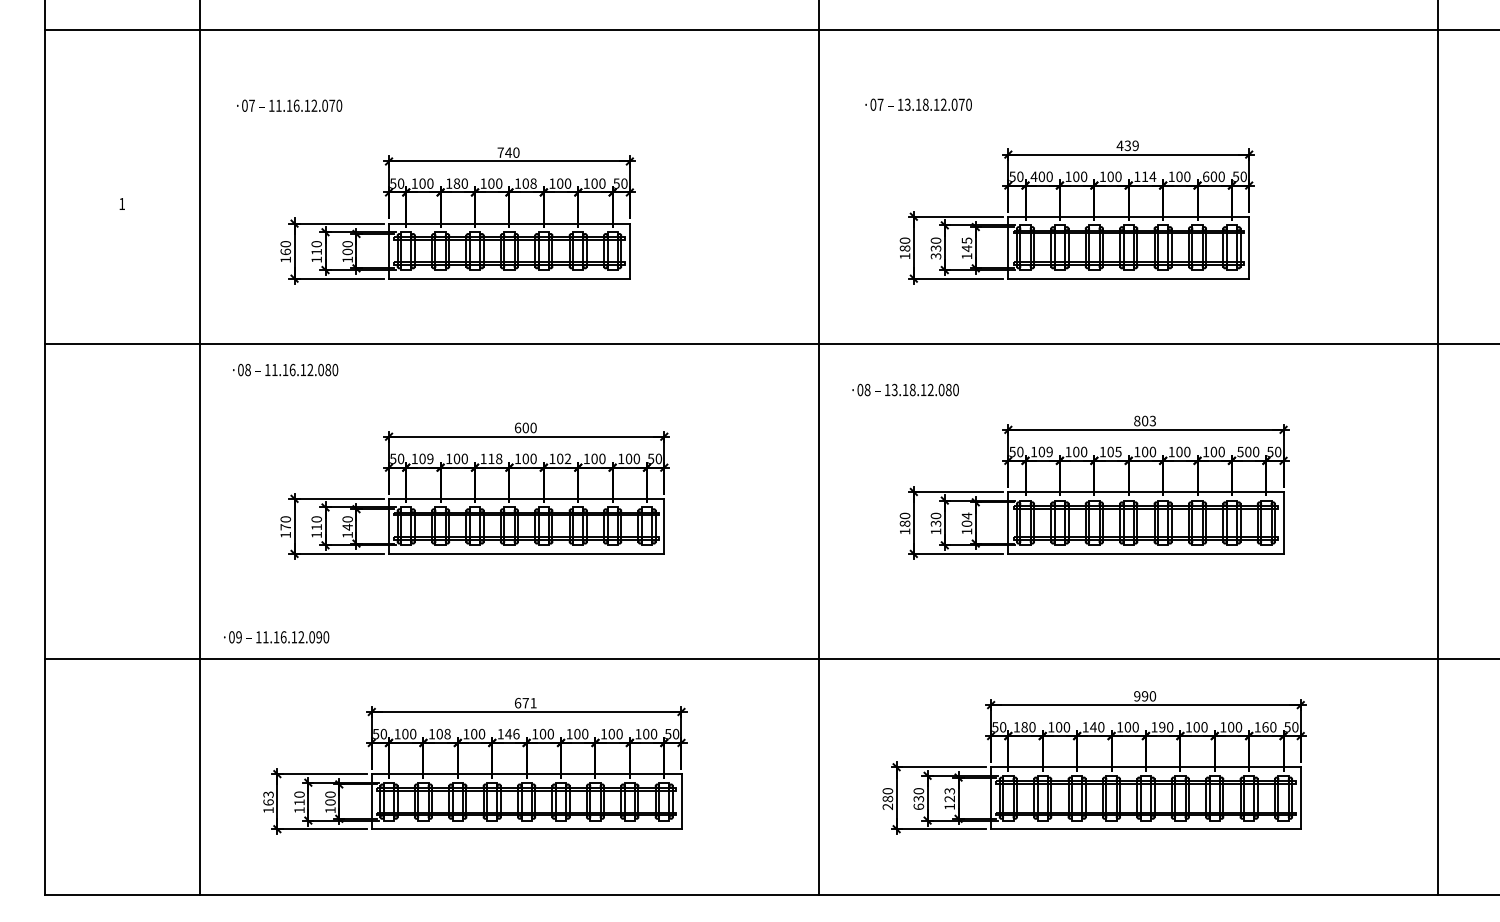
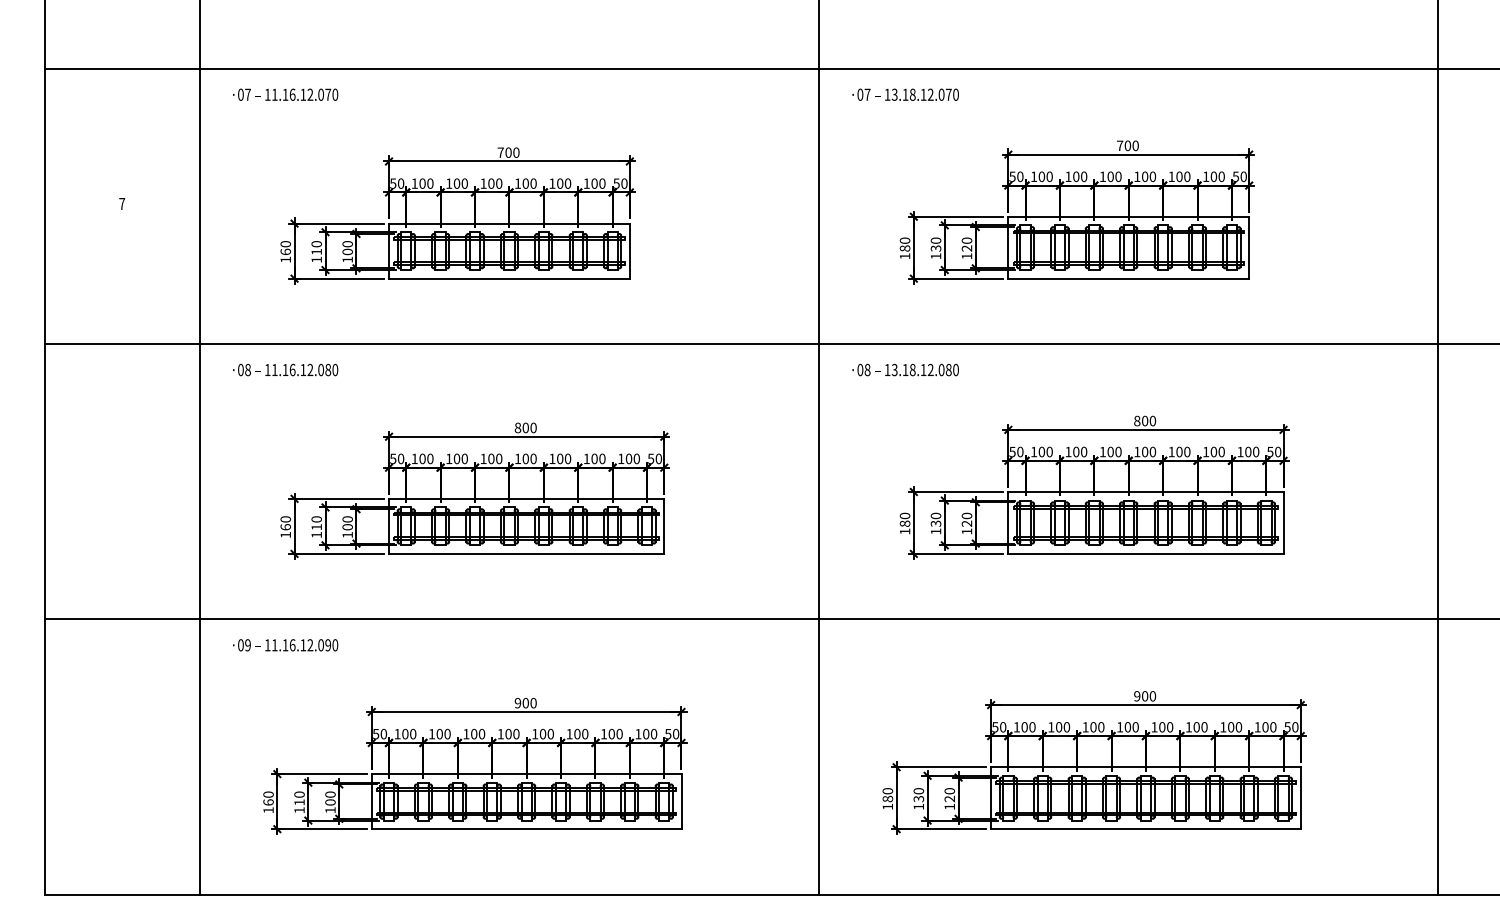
line position: (770, 29) -> (770, 68) (770, 68)
text position: (918, 104) -> (905, 94) (905, 94)
text position: (289, 105) -> (285, 94) (285, 94)
text: 439 -> 700 (1127, 145)
text: 740 -> 700 (508, 152)
text: 400 -> 100 (1033, 176)
text: 114 -> 100 (1149, 176)
text: 600 -> 100 (1206, 176)
text: 180 -> 100 (456, 183)
text: 108 -> 100 (533, 183)
text: 1 -> 7 (122, 203)
text: 145 -> 120 (966, 244)
text: 330 -> 130 (935, 256)
text position: (905, 389) -> (905, 369) (905, 369)
text: 803 -> 800 (1152, 421)
text: 600 -> 800 (517, 427)
text: 105 -> 100 (1118, 451)
text: 500 -> 100 (1240, 451)
text: 109 -> 100 (1049, 452)
text: 109 -> 100 (430, 458)
text: 118 -> 100 (495, 458)
text: 102 -> 100 (567, 458)
text: 104 -> 120 (966, 519)
text: 140 -> 100 (347, 526)
text: 170 -> 160 (285, 527)
text position: (276, 637) -> (285, 645) (285, 645)
line position: (770, 659) -> (770, 619) (770, 619)
text: 990 -> 900 (1144, 696)
text: 671 -> 900 (525, 702)
text: 180 -> 100 (1024, 727)
text: 140 -> 100 (1093, 727)
text: 190 -> 100 (1162, 727)
text: 160 -> 100 (1265, 727)
text: 146 -> 100 (512, 733)
text: 108 -> 100 (447, 734)
text: 123 -> 120 (949, 791)
text: 163 -> 160 (268, 794)
text: 280 -> 180 (887, 806)
text: 630 -> 130 (918, 806)
